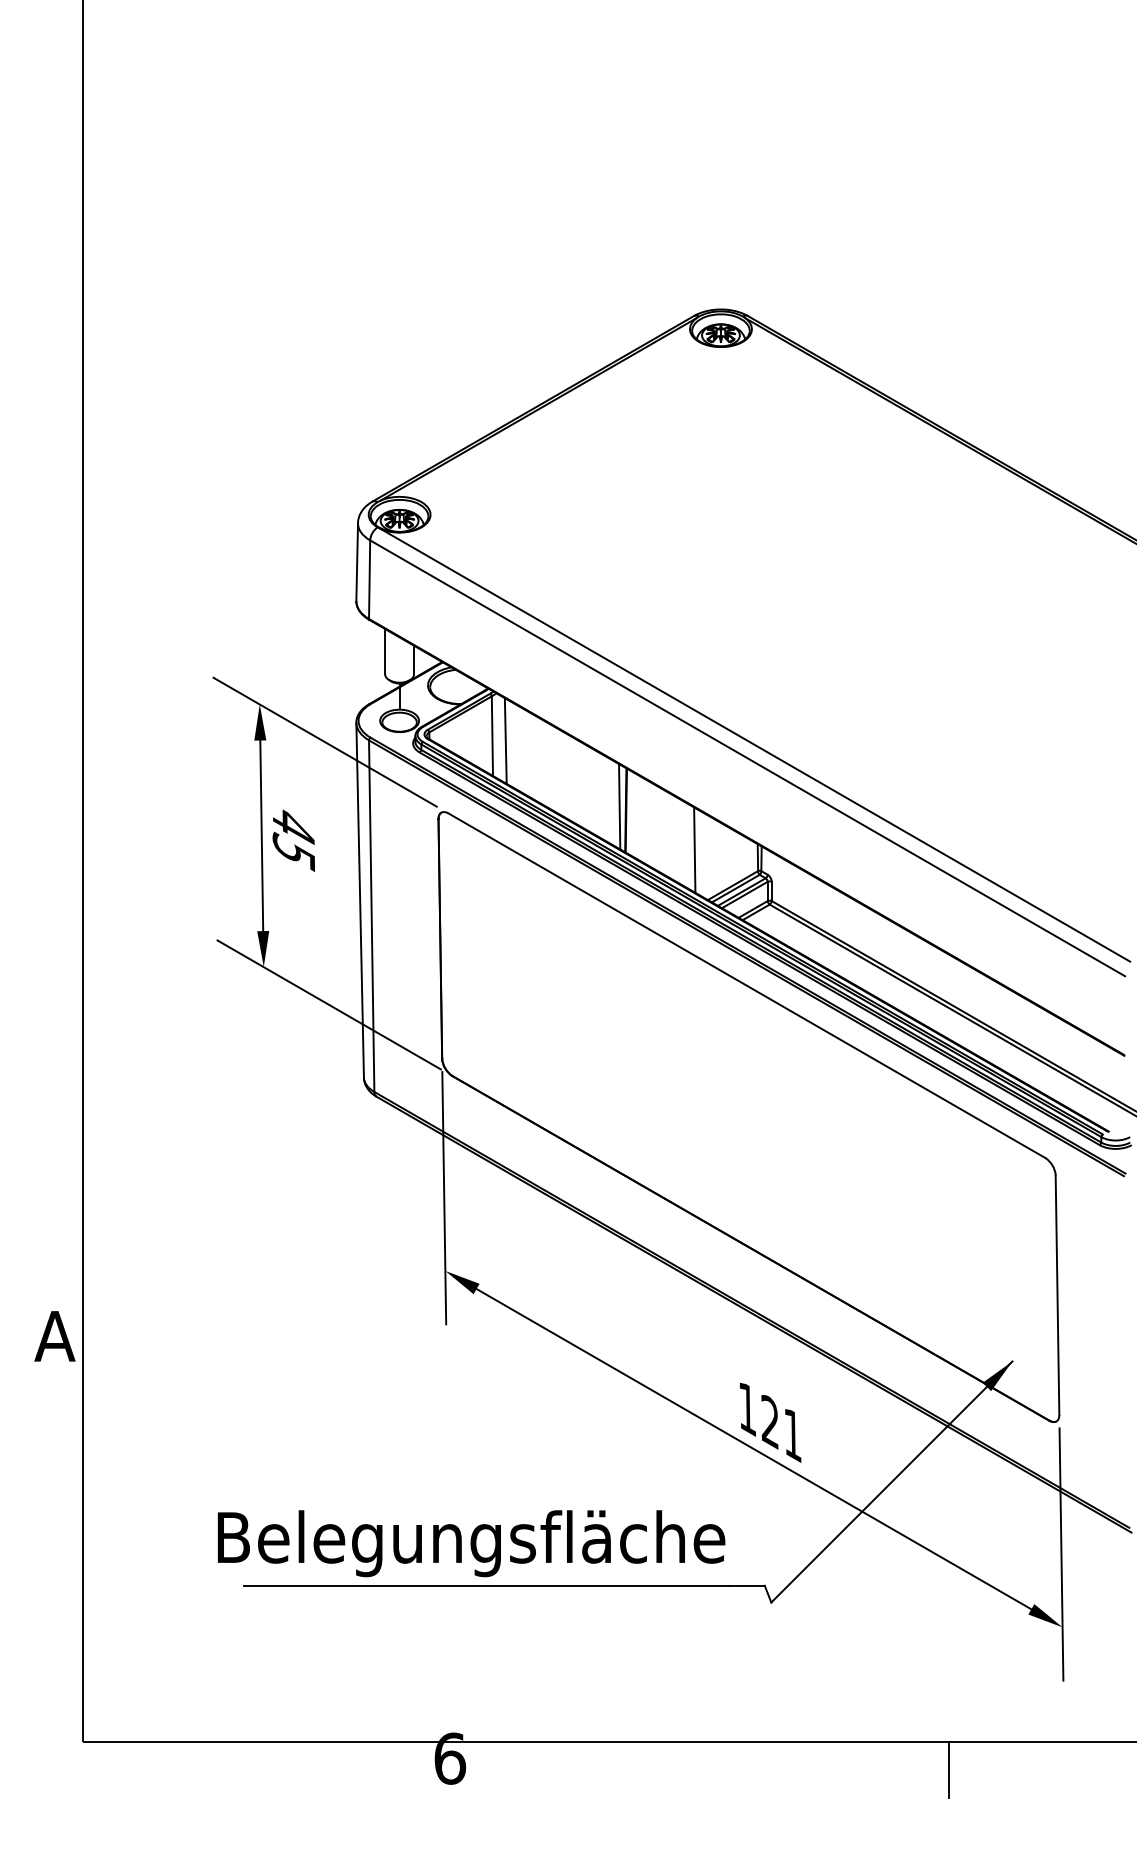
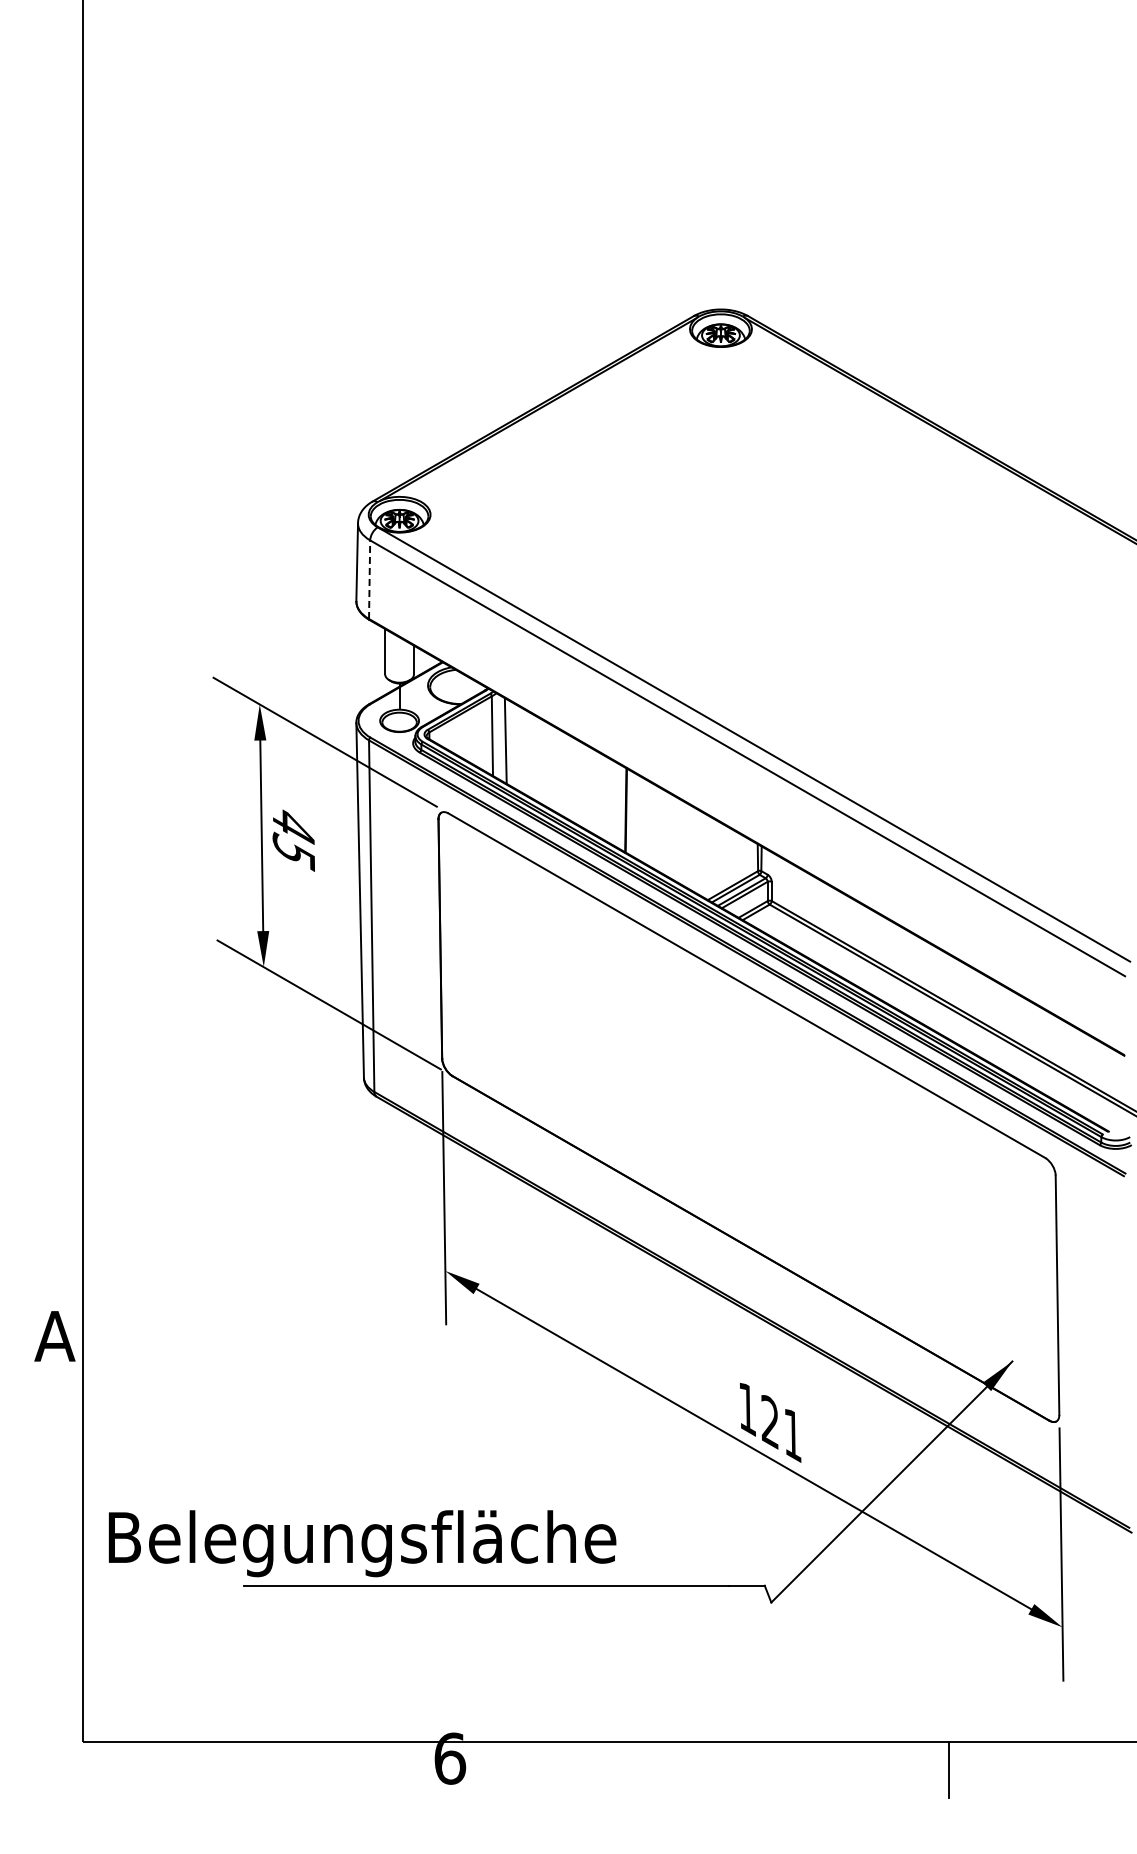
line: solid -> dashed (369, 579)
line: present -> none (619, 806)
line: present -> none (694, 849)
text position: (471, 1543) -> (362, 1543) (362, 1543)
